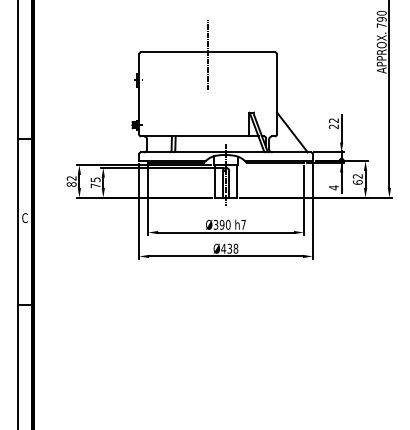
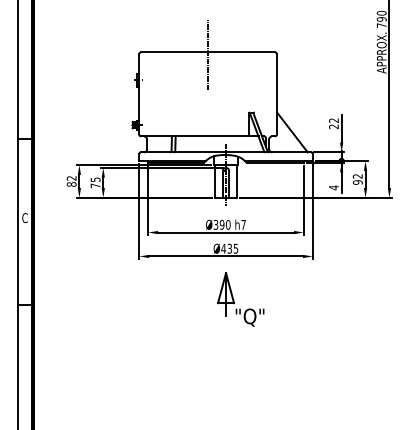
text: 62 -> 92 (357, 182)
text: Ø438 -> Ø435 (235, 248)
part: none -> present (234, 300)
